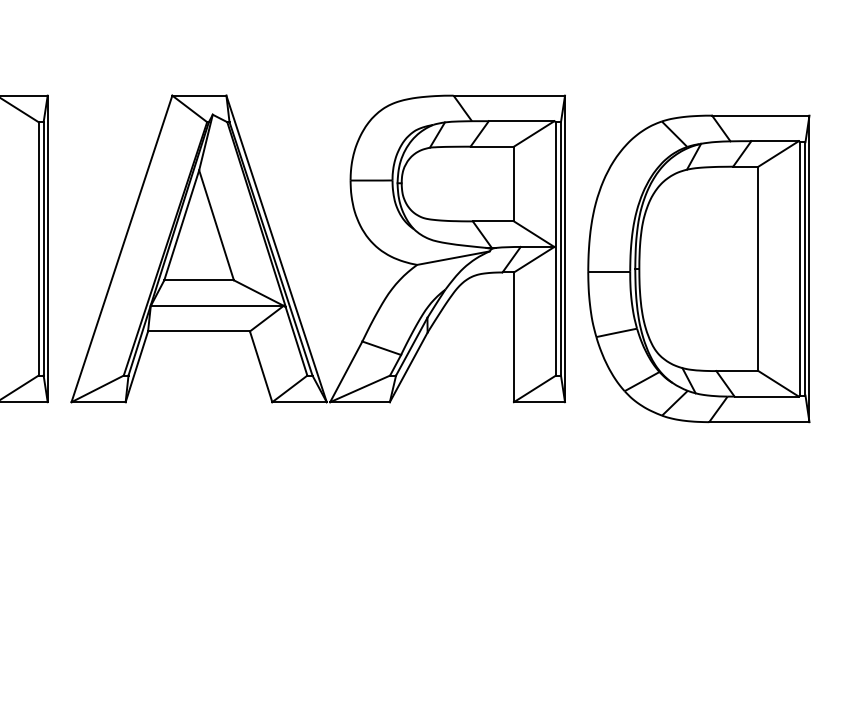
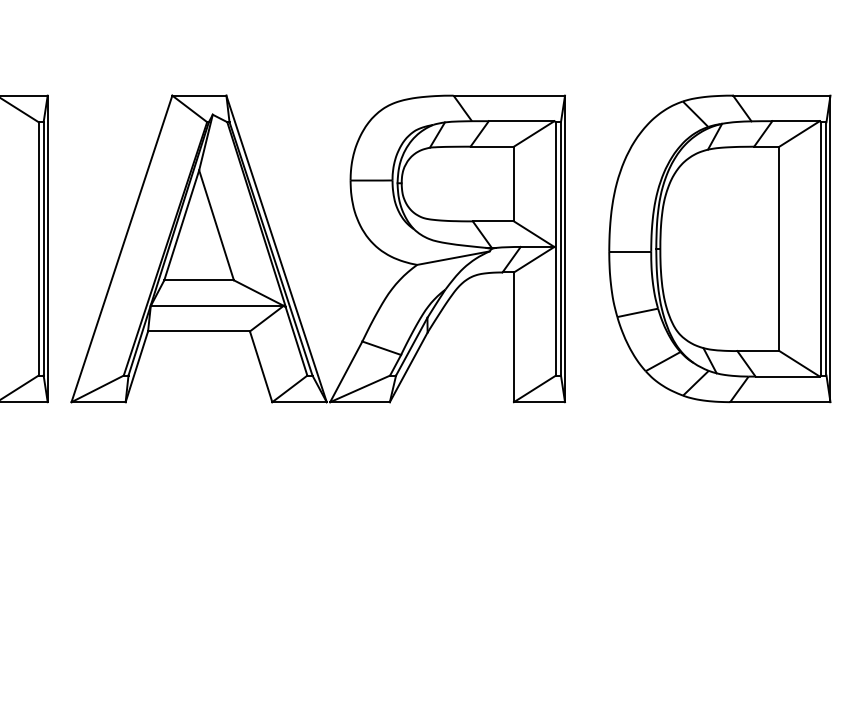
part position: (698, 268) -> (719, 248) (719, 248)
